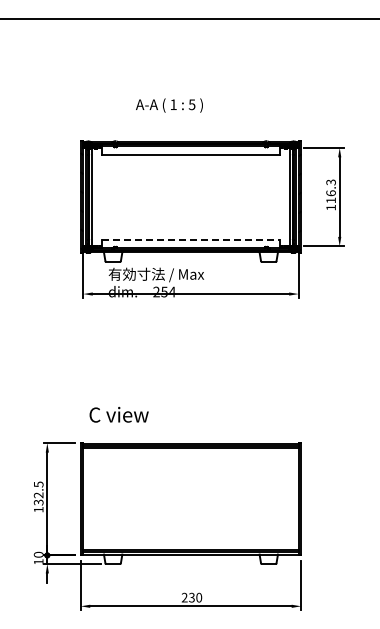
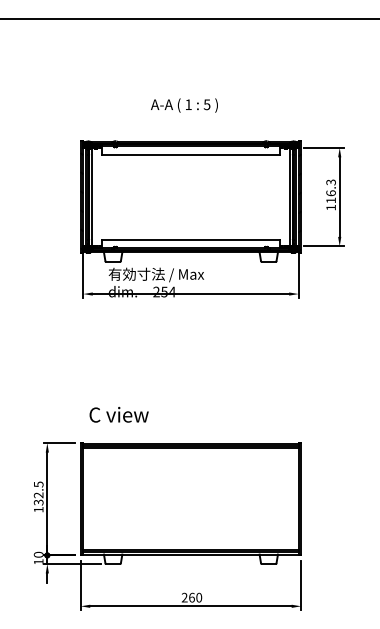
text position: (169, 105) -> (184, 105) (184, 105)
line: dashed -> solid (190, 239)
text: 230 -> 260 (191, 597)
